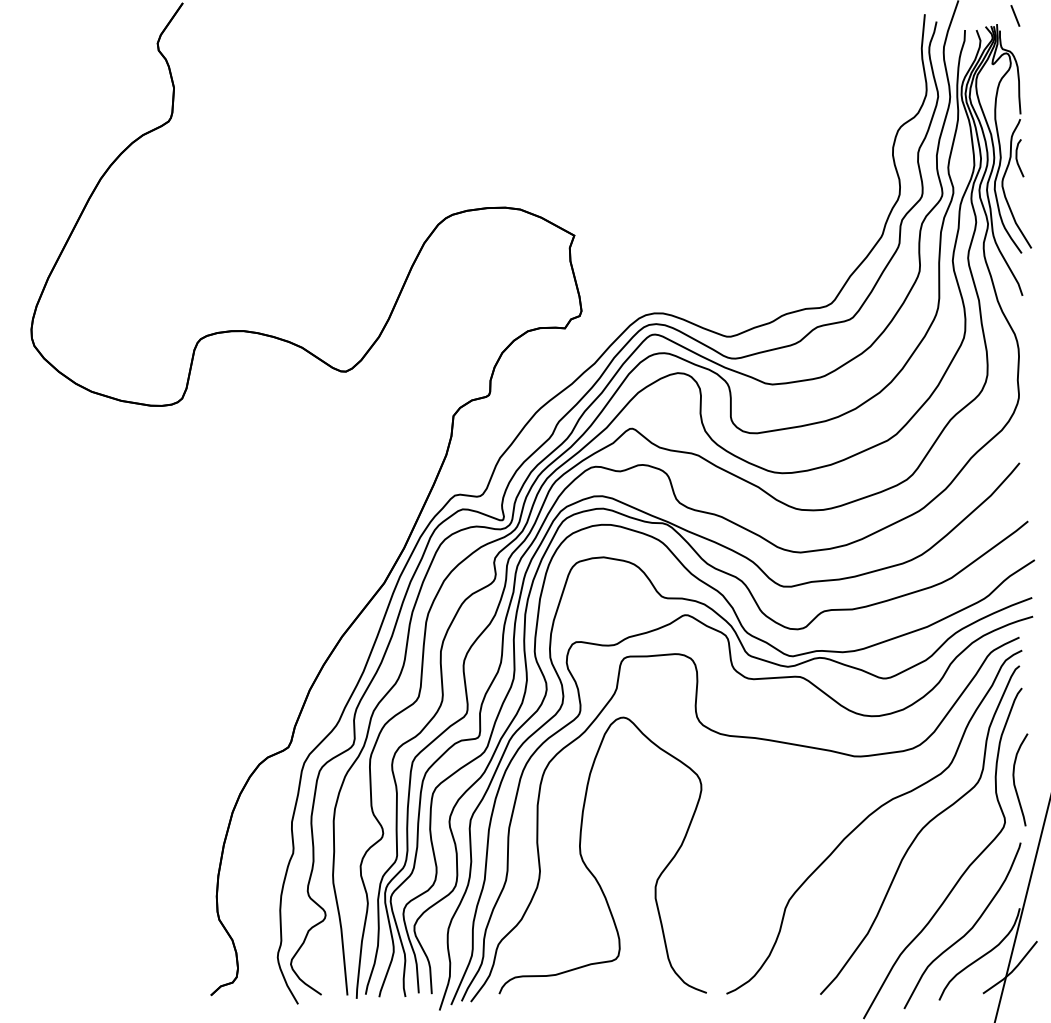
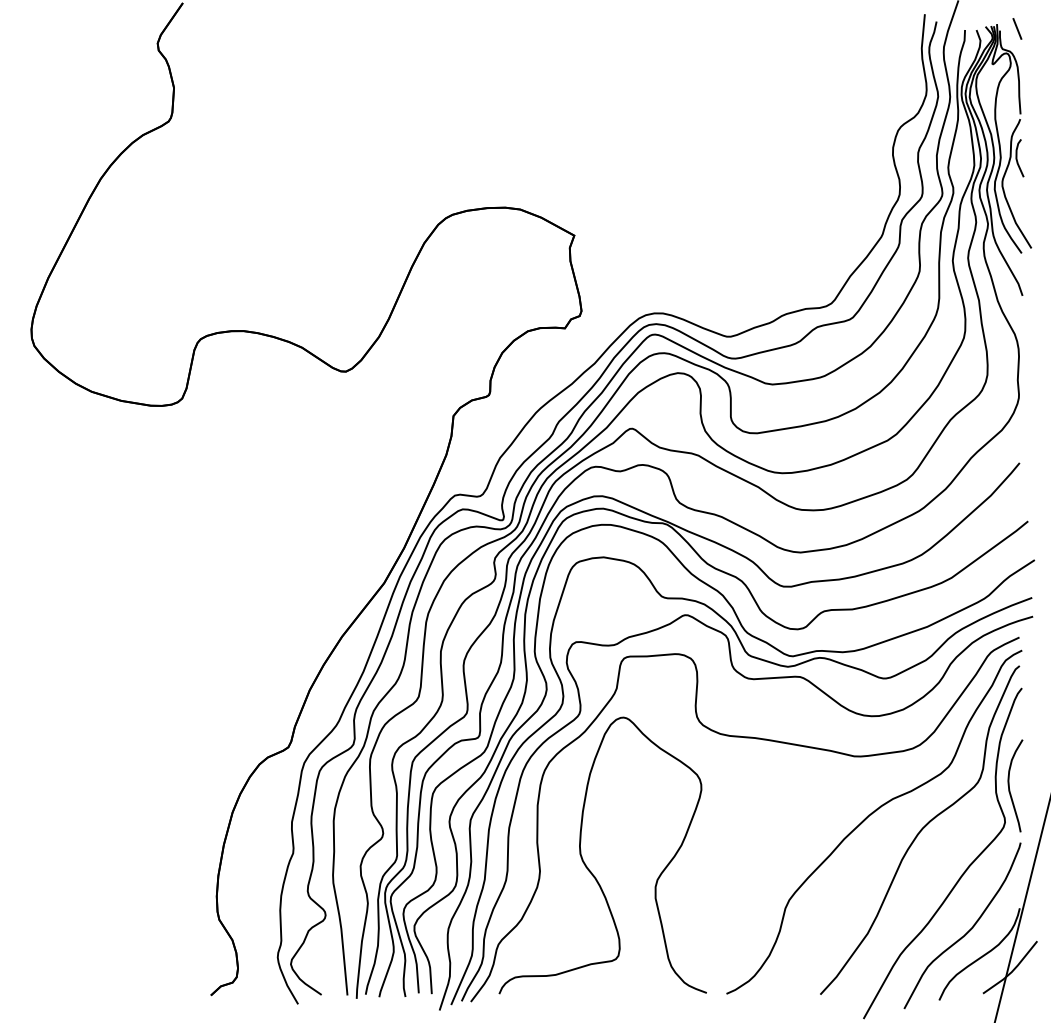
line position: (1015, 15) -> (1017, 28) (1017, 28)
curve position: (1014, 779) -> (1009, 785) (1009, 785)
